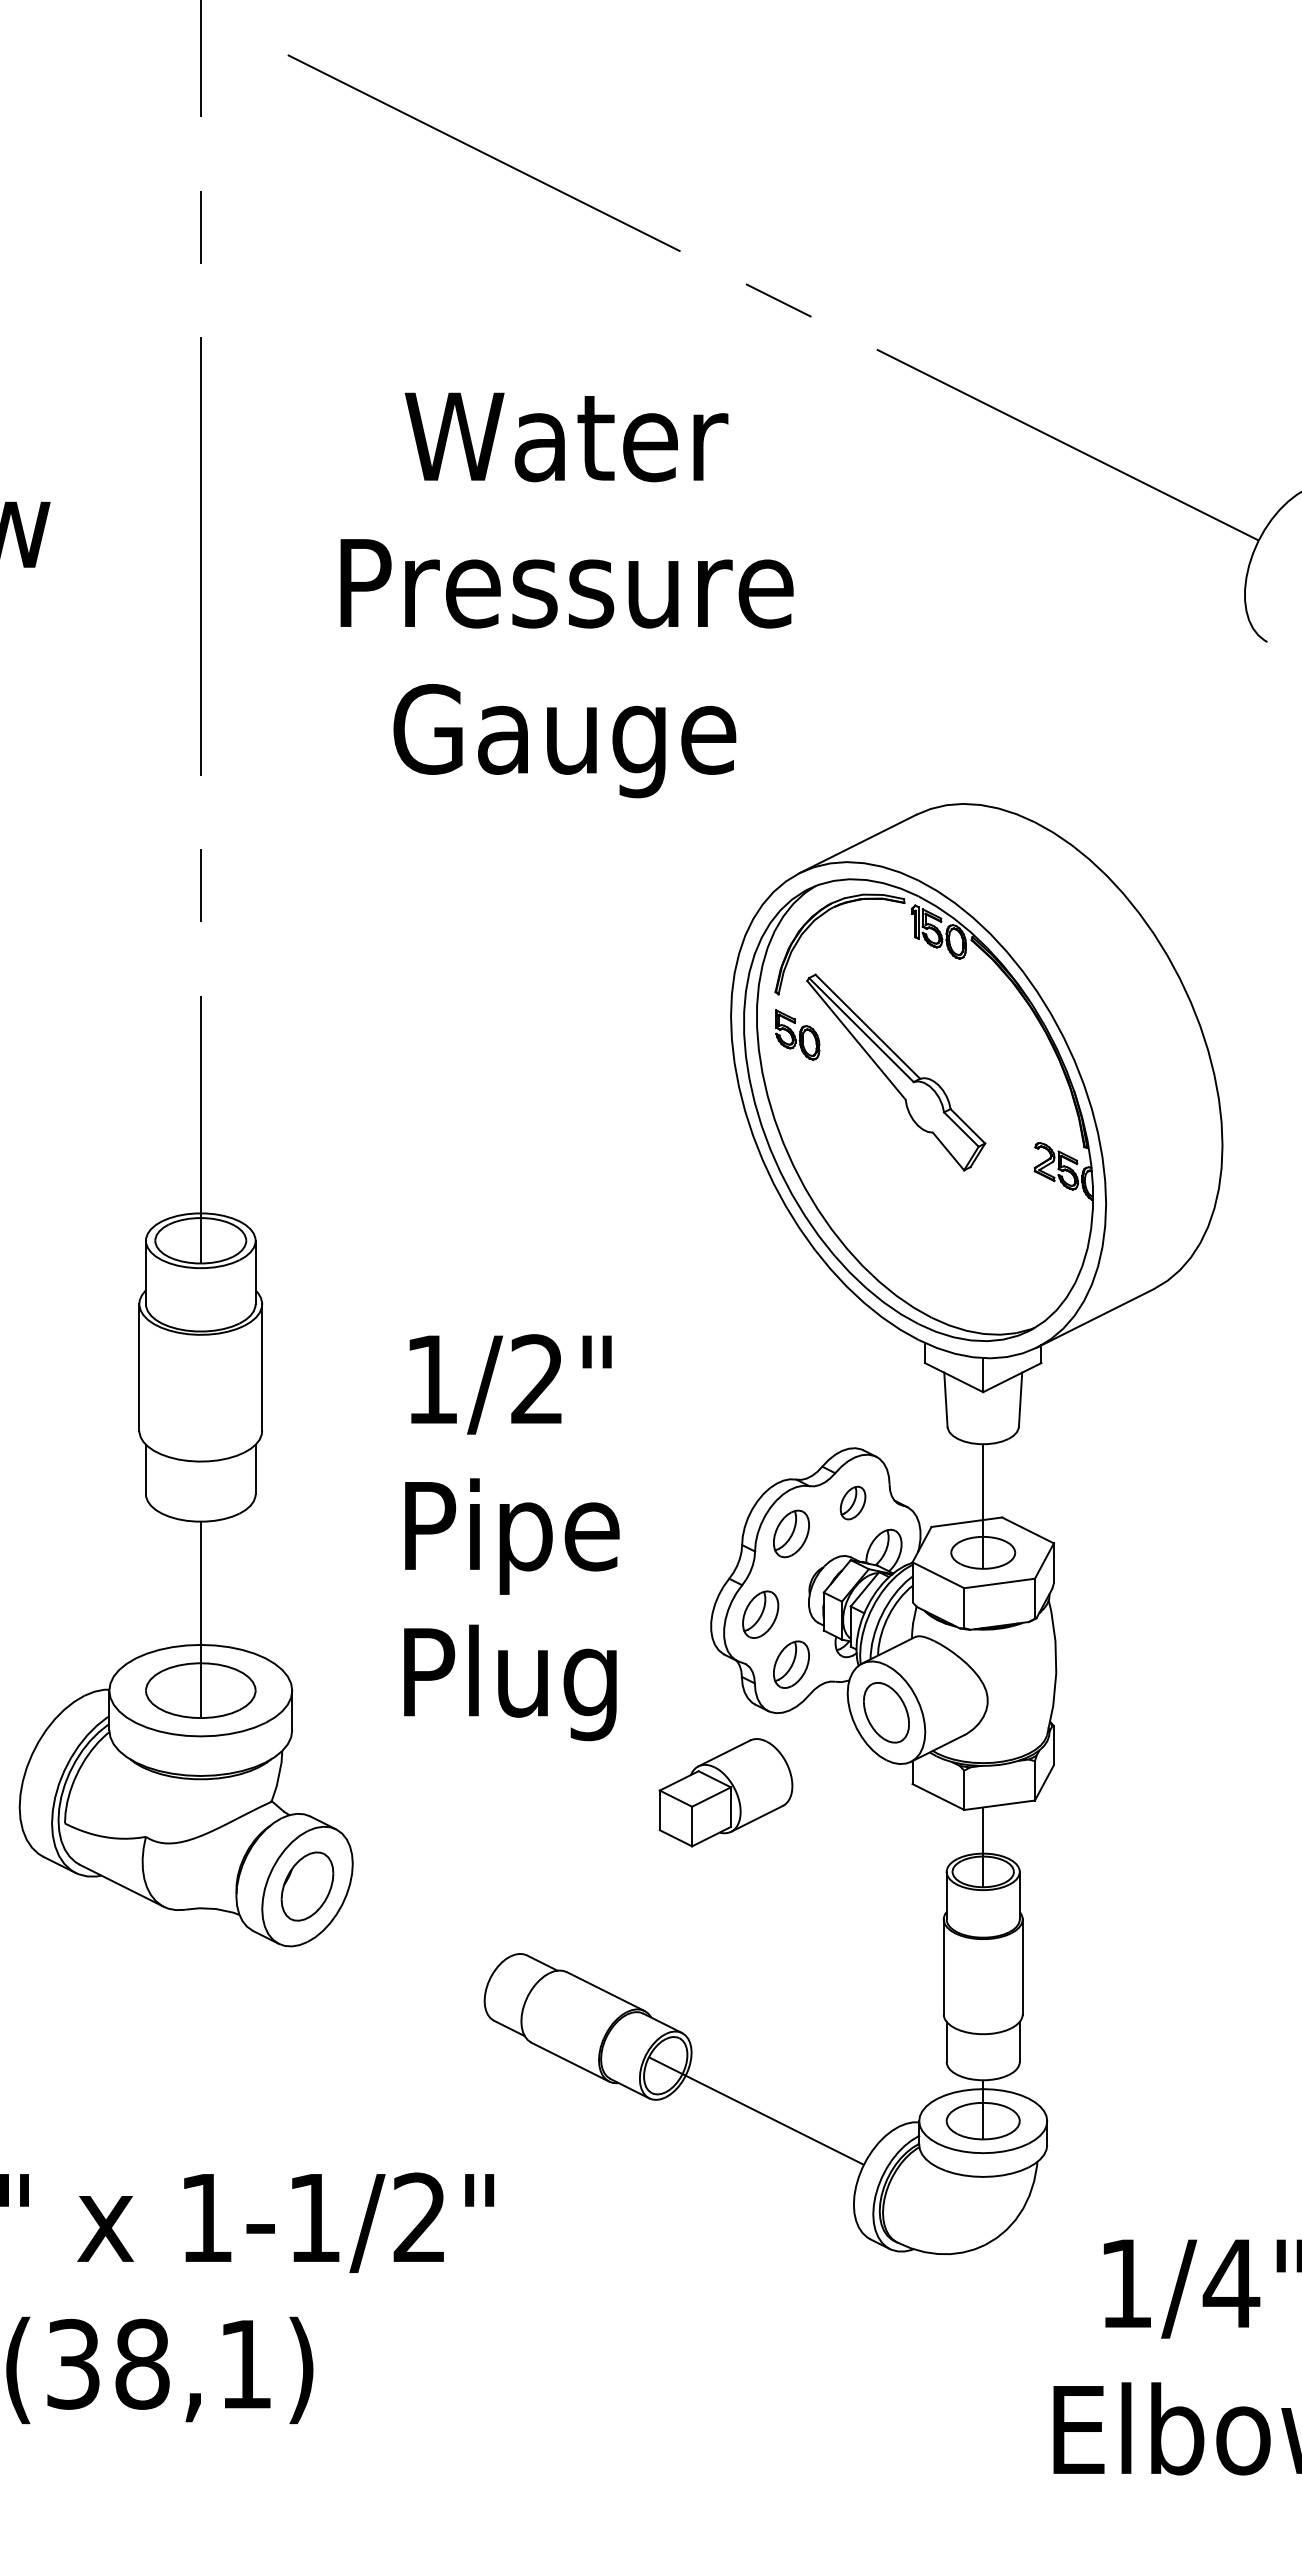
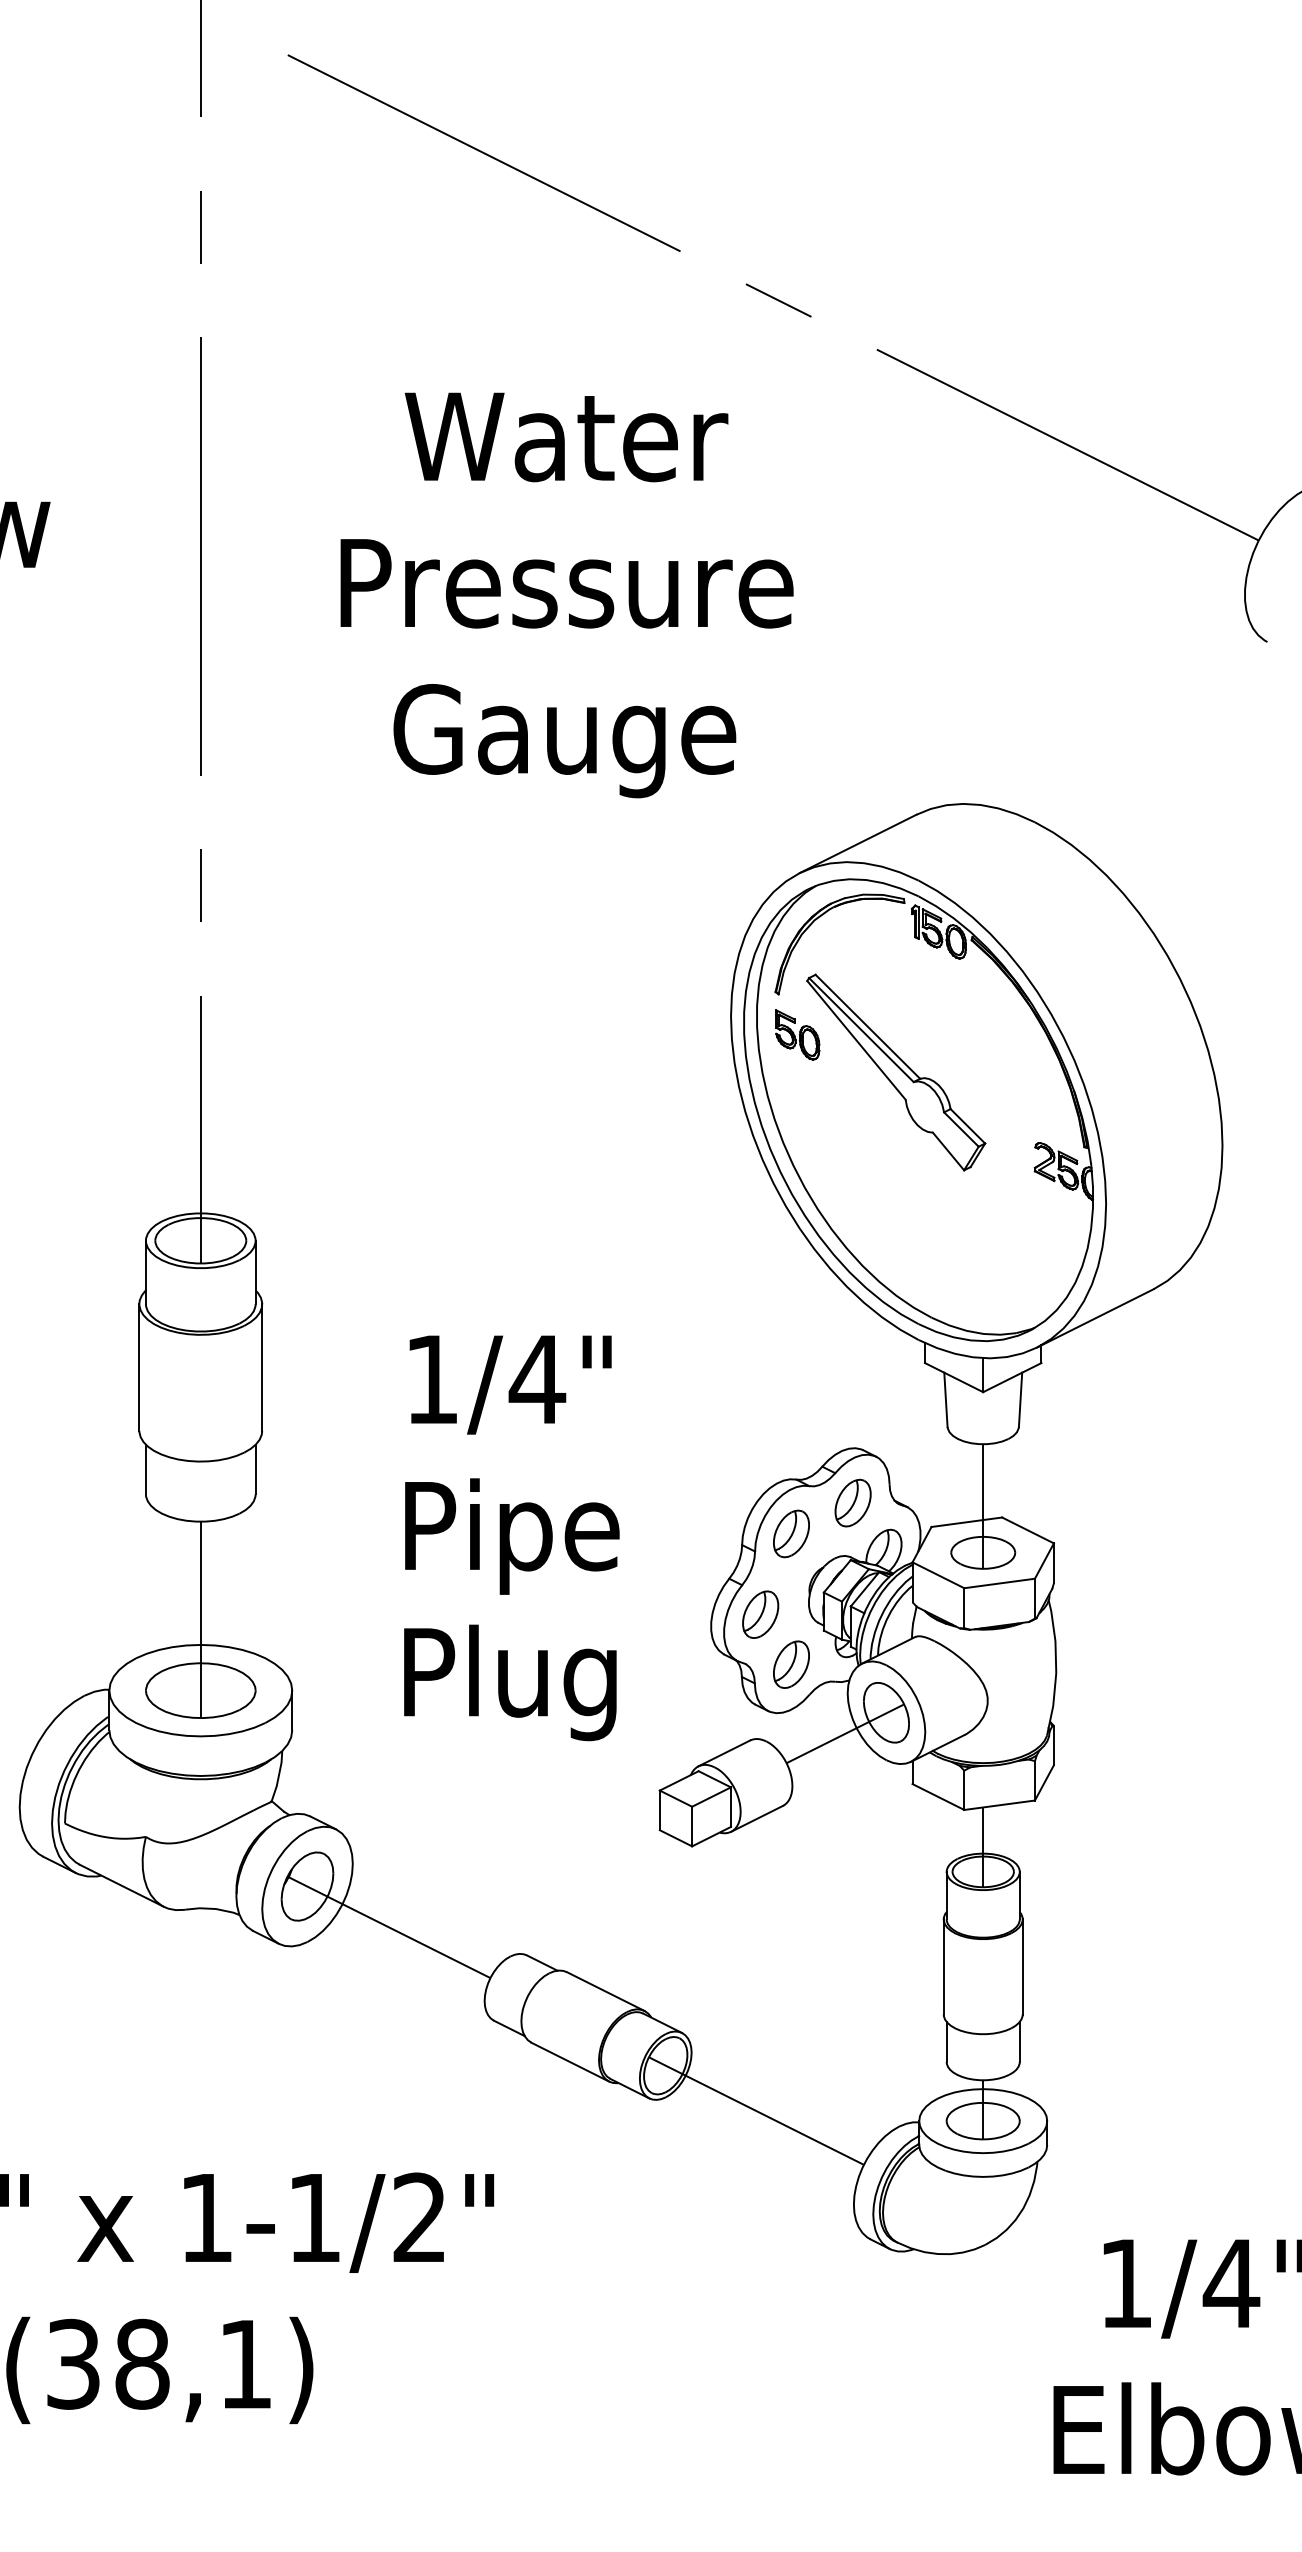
text: 1/2" -> 1/4" (537, 1378)
part size: 28x36 px -> 38x50 px (852, 1502)
line: none -> present (845, 1733)
line: none -> present (388, 1927)
